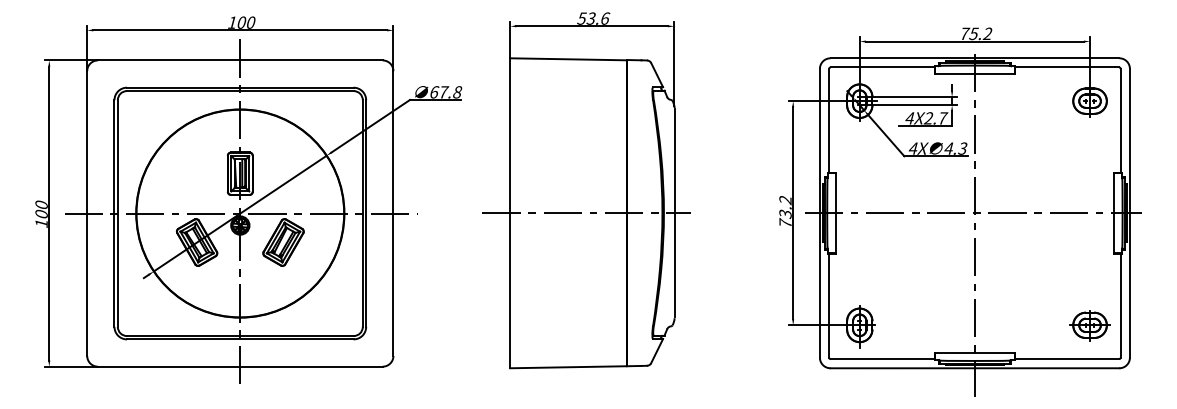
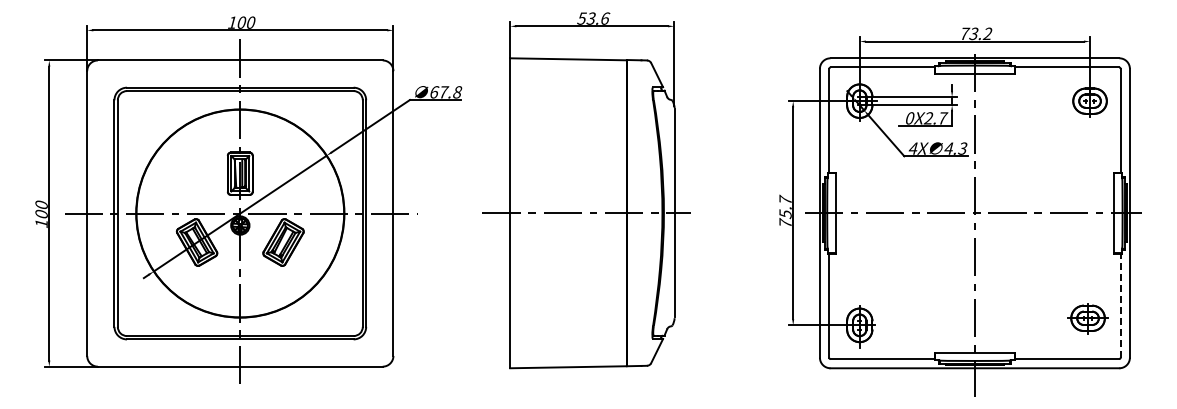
text: 75.2 -> 73.2 (974, 33)
text: 4X2.7 -> 0X2.7 (909, 118)
text: 73.2 -> 75.7 (785, 205)
line: solid -> dashed (1120, 305)
part position: (1089, 325) -> (1087, 318) (1087, 318)
